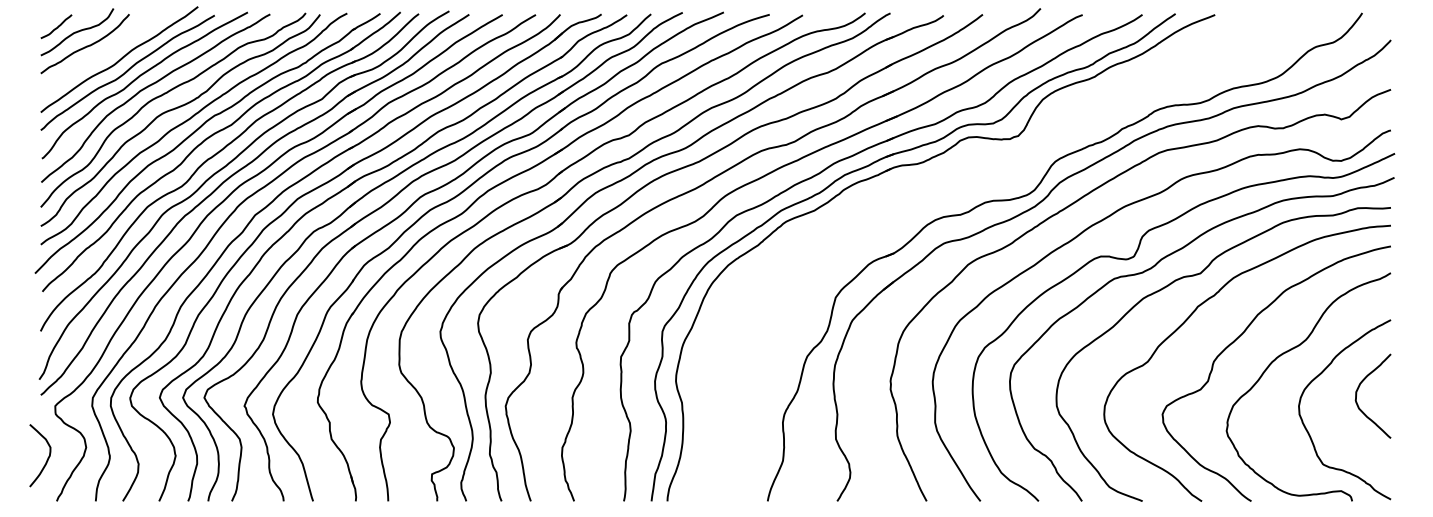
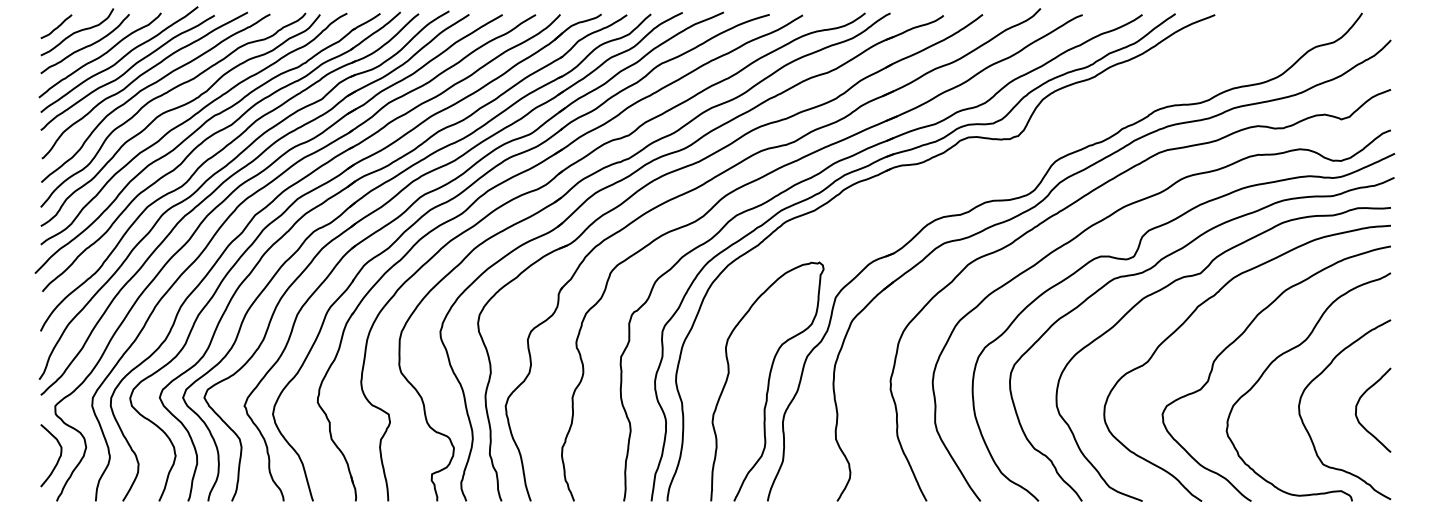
curve: none -> present (100, 55)
curve: none -> present (767, 381)
curve position: (1358, 390) -> (1358, 404) (1358, 404)
curve position: (47, 457) -> (58, 457) (58, 457)
